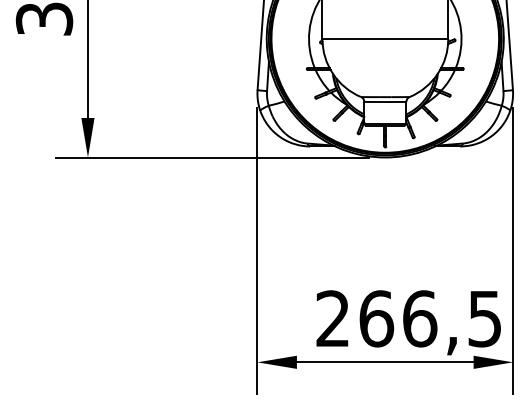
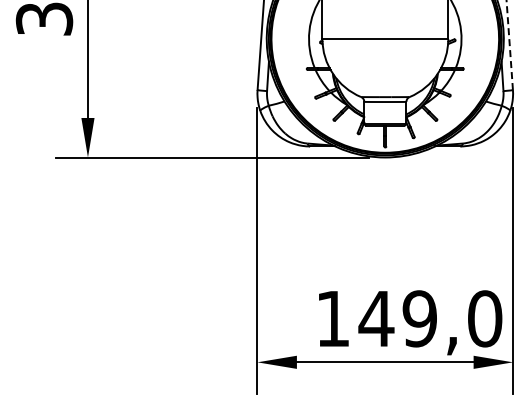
line: solid -> dashed (509, 45)
text: 266,5 -> 149,0 (409, 318)
